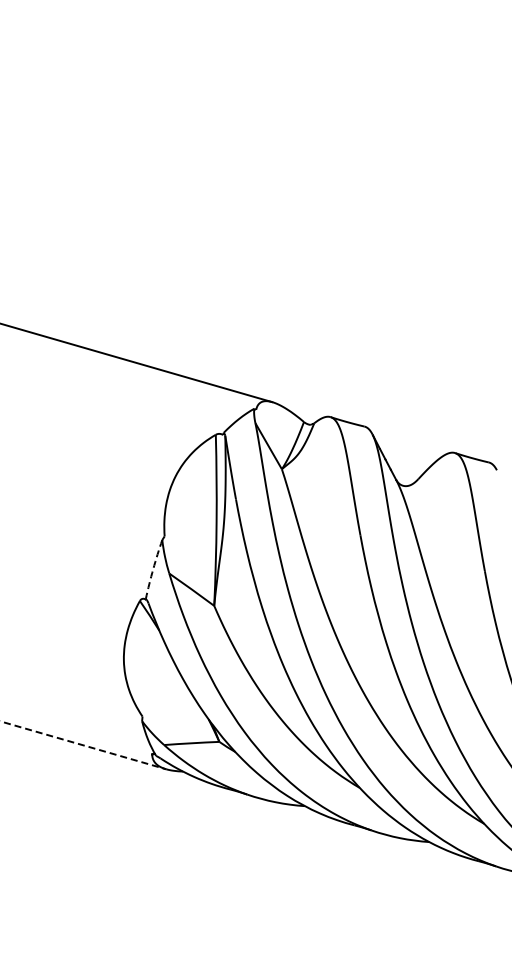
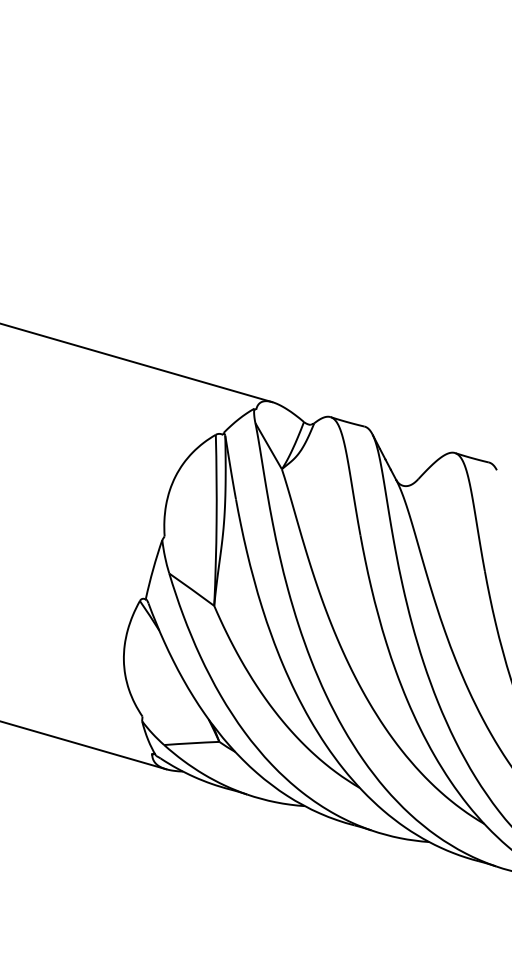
arc: dashed -> solid (153, 569)
line: dashed -> solid (83, 745)
